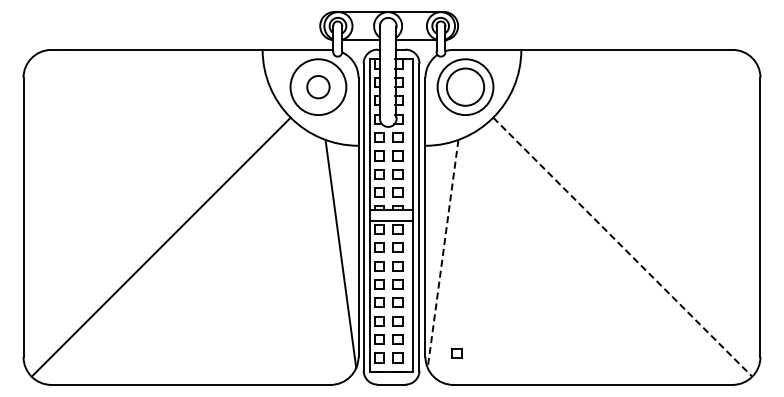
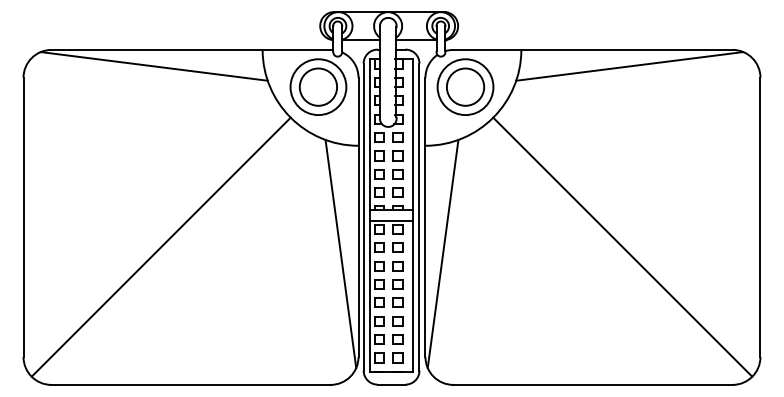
line: none -> present (153, 66)
line: none -> present (629, 66)
circle diameter: 22 px -> 37 px (318, 86)
line: dashed -> solid (623, 247)
line: dashed -> solid (443, 254)
part: present -> none (456, 353)
